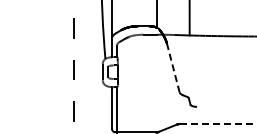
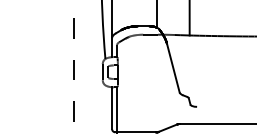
line: dashed -> solid (173, 67)
line: dashed -> solid (218, 124)
